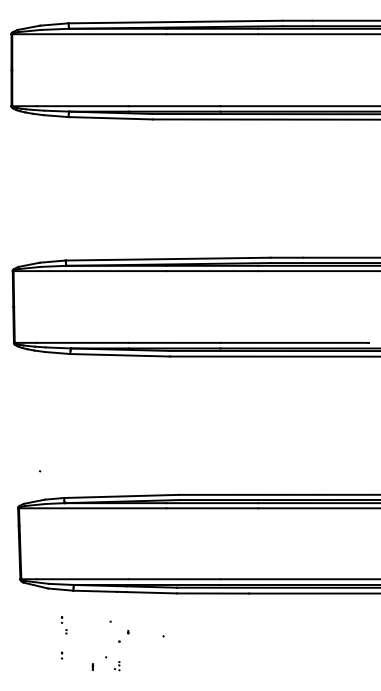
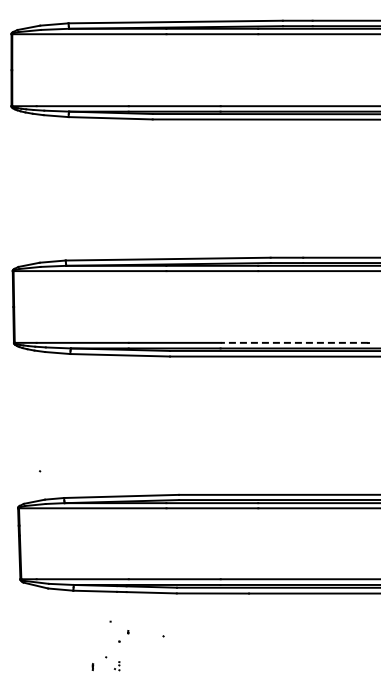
line: solid -> dashed (294, 342)
part: present -> none (64, 625)
part: present -> none (61, 655)
